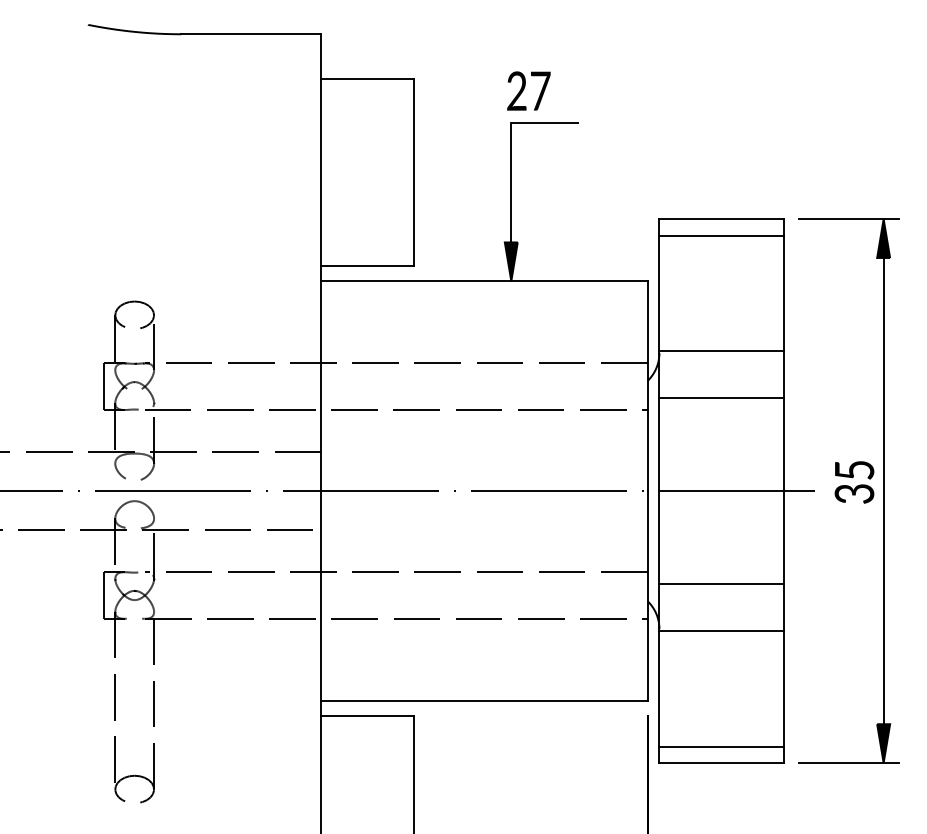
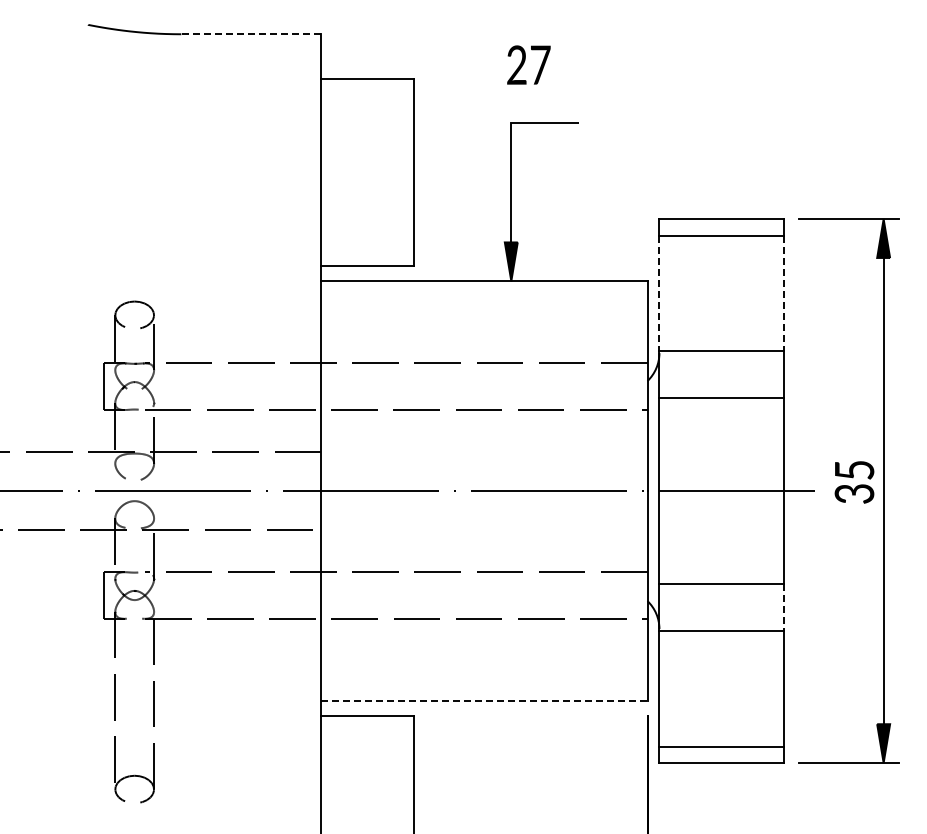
line: solid -> dashed (251, 34)
text position: (528, 90) -> (528, 64) (528, 64)
line: solid -> dashed (659, 293)
line: solid -> dashed (783, 293)
line: solid -> dashed (783, 608)
line: solid -> dashed (484, 700)
